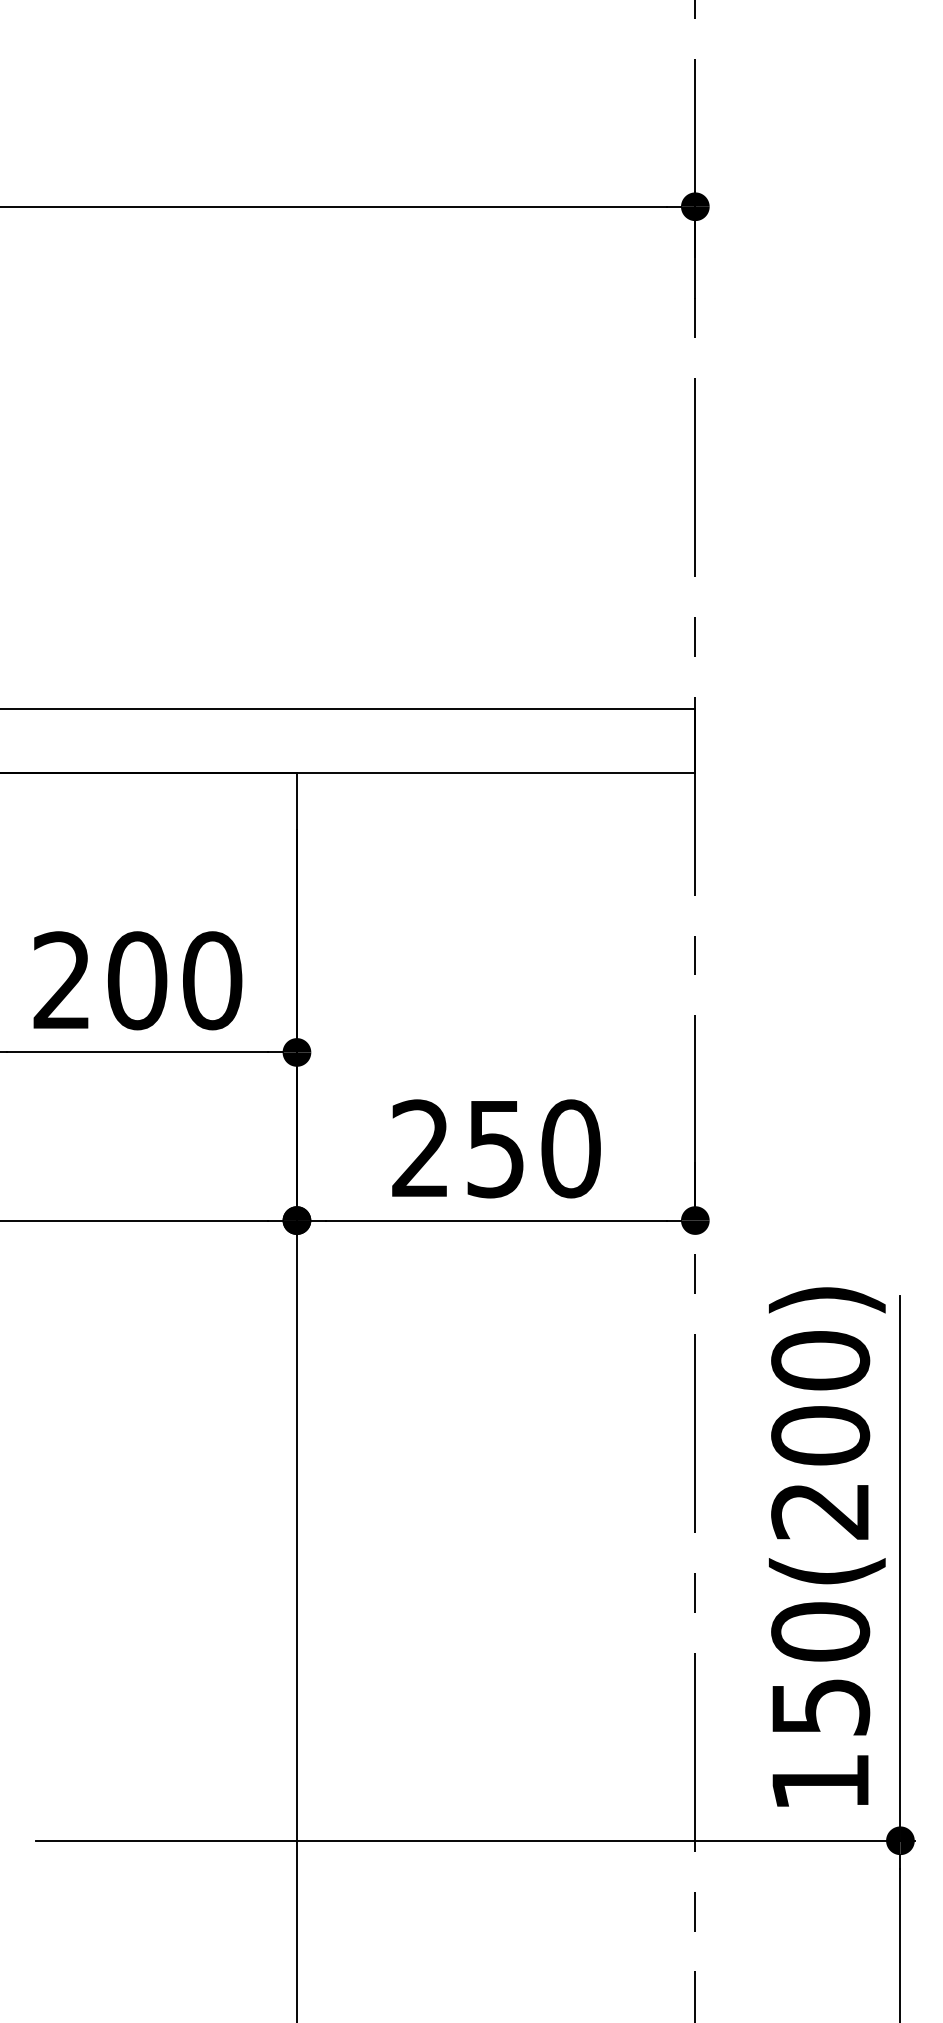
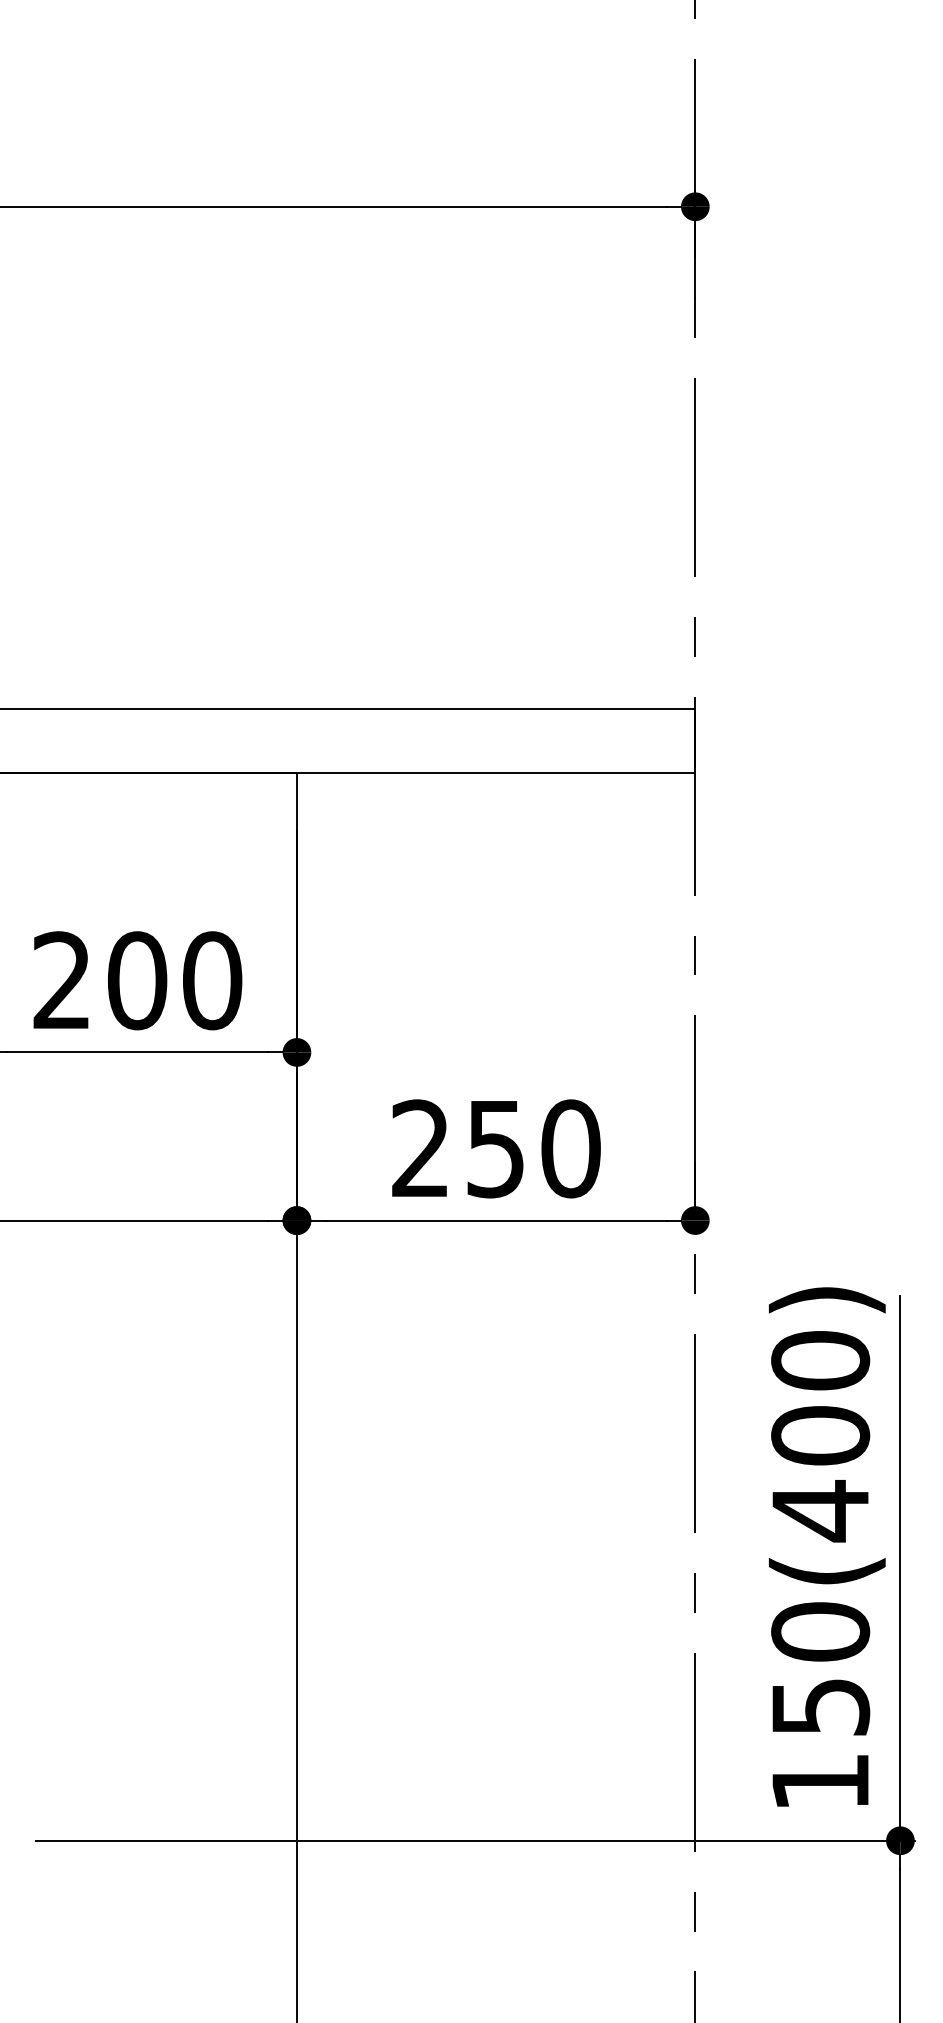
text: 150(200) -> 150(400) (819, 1511)
